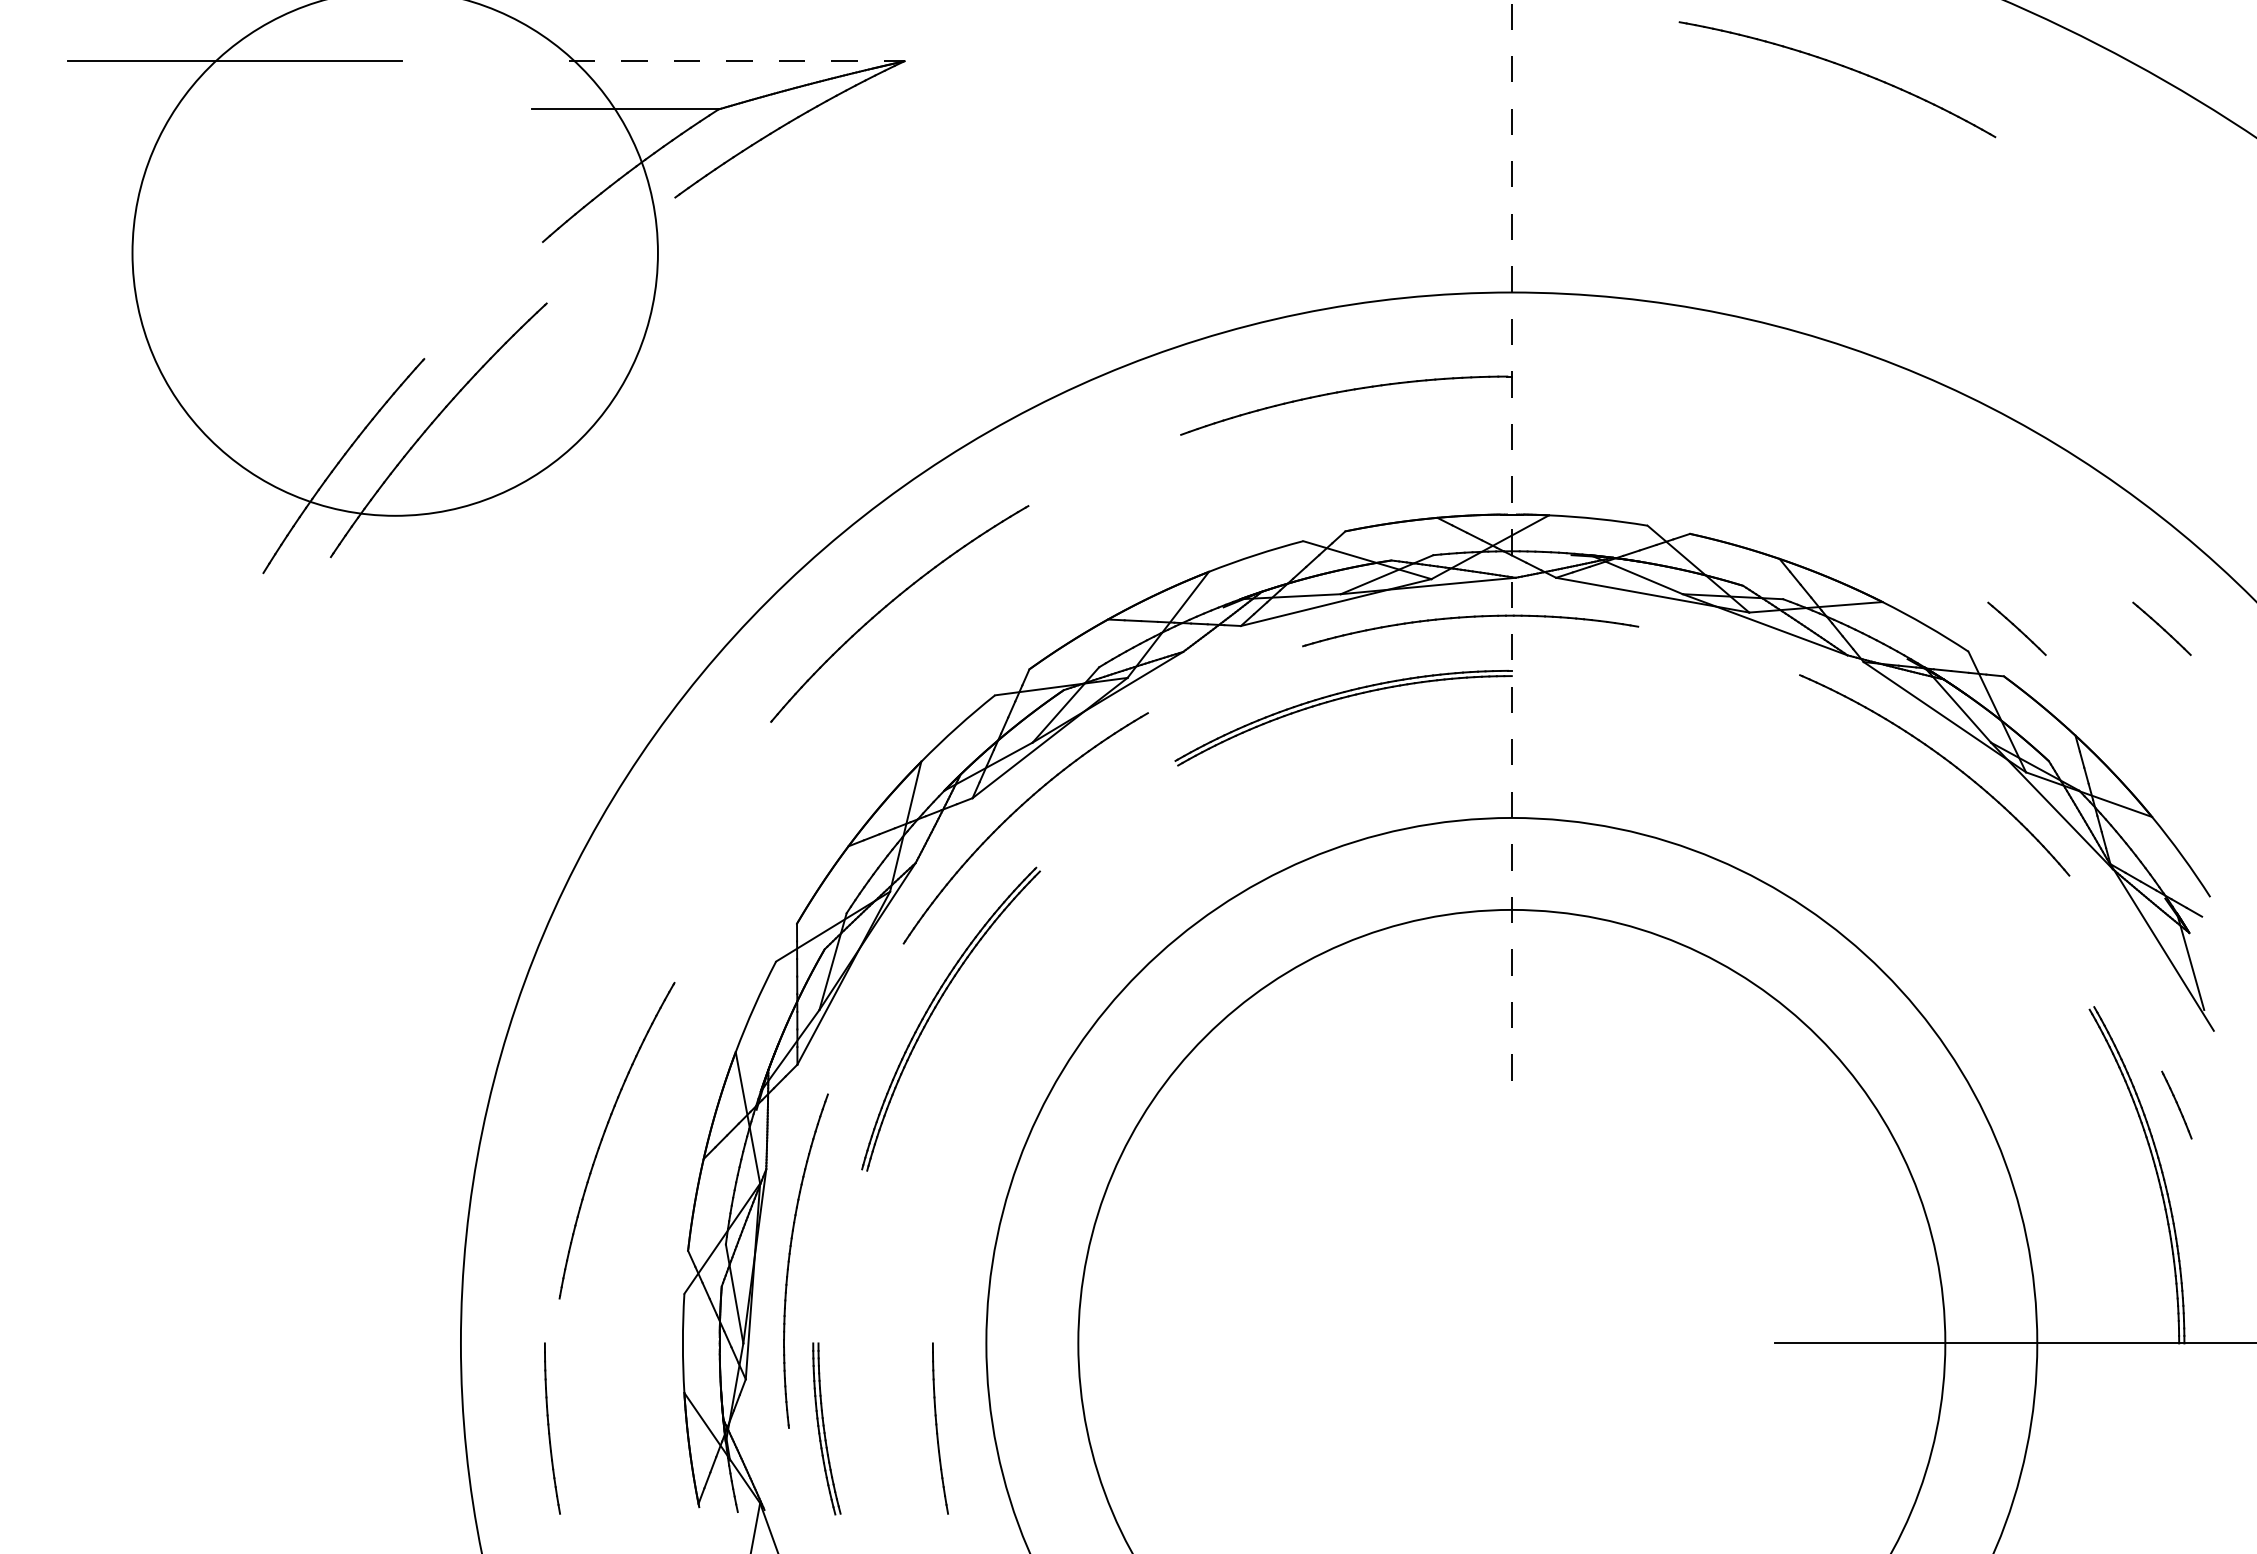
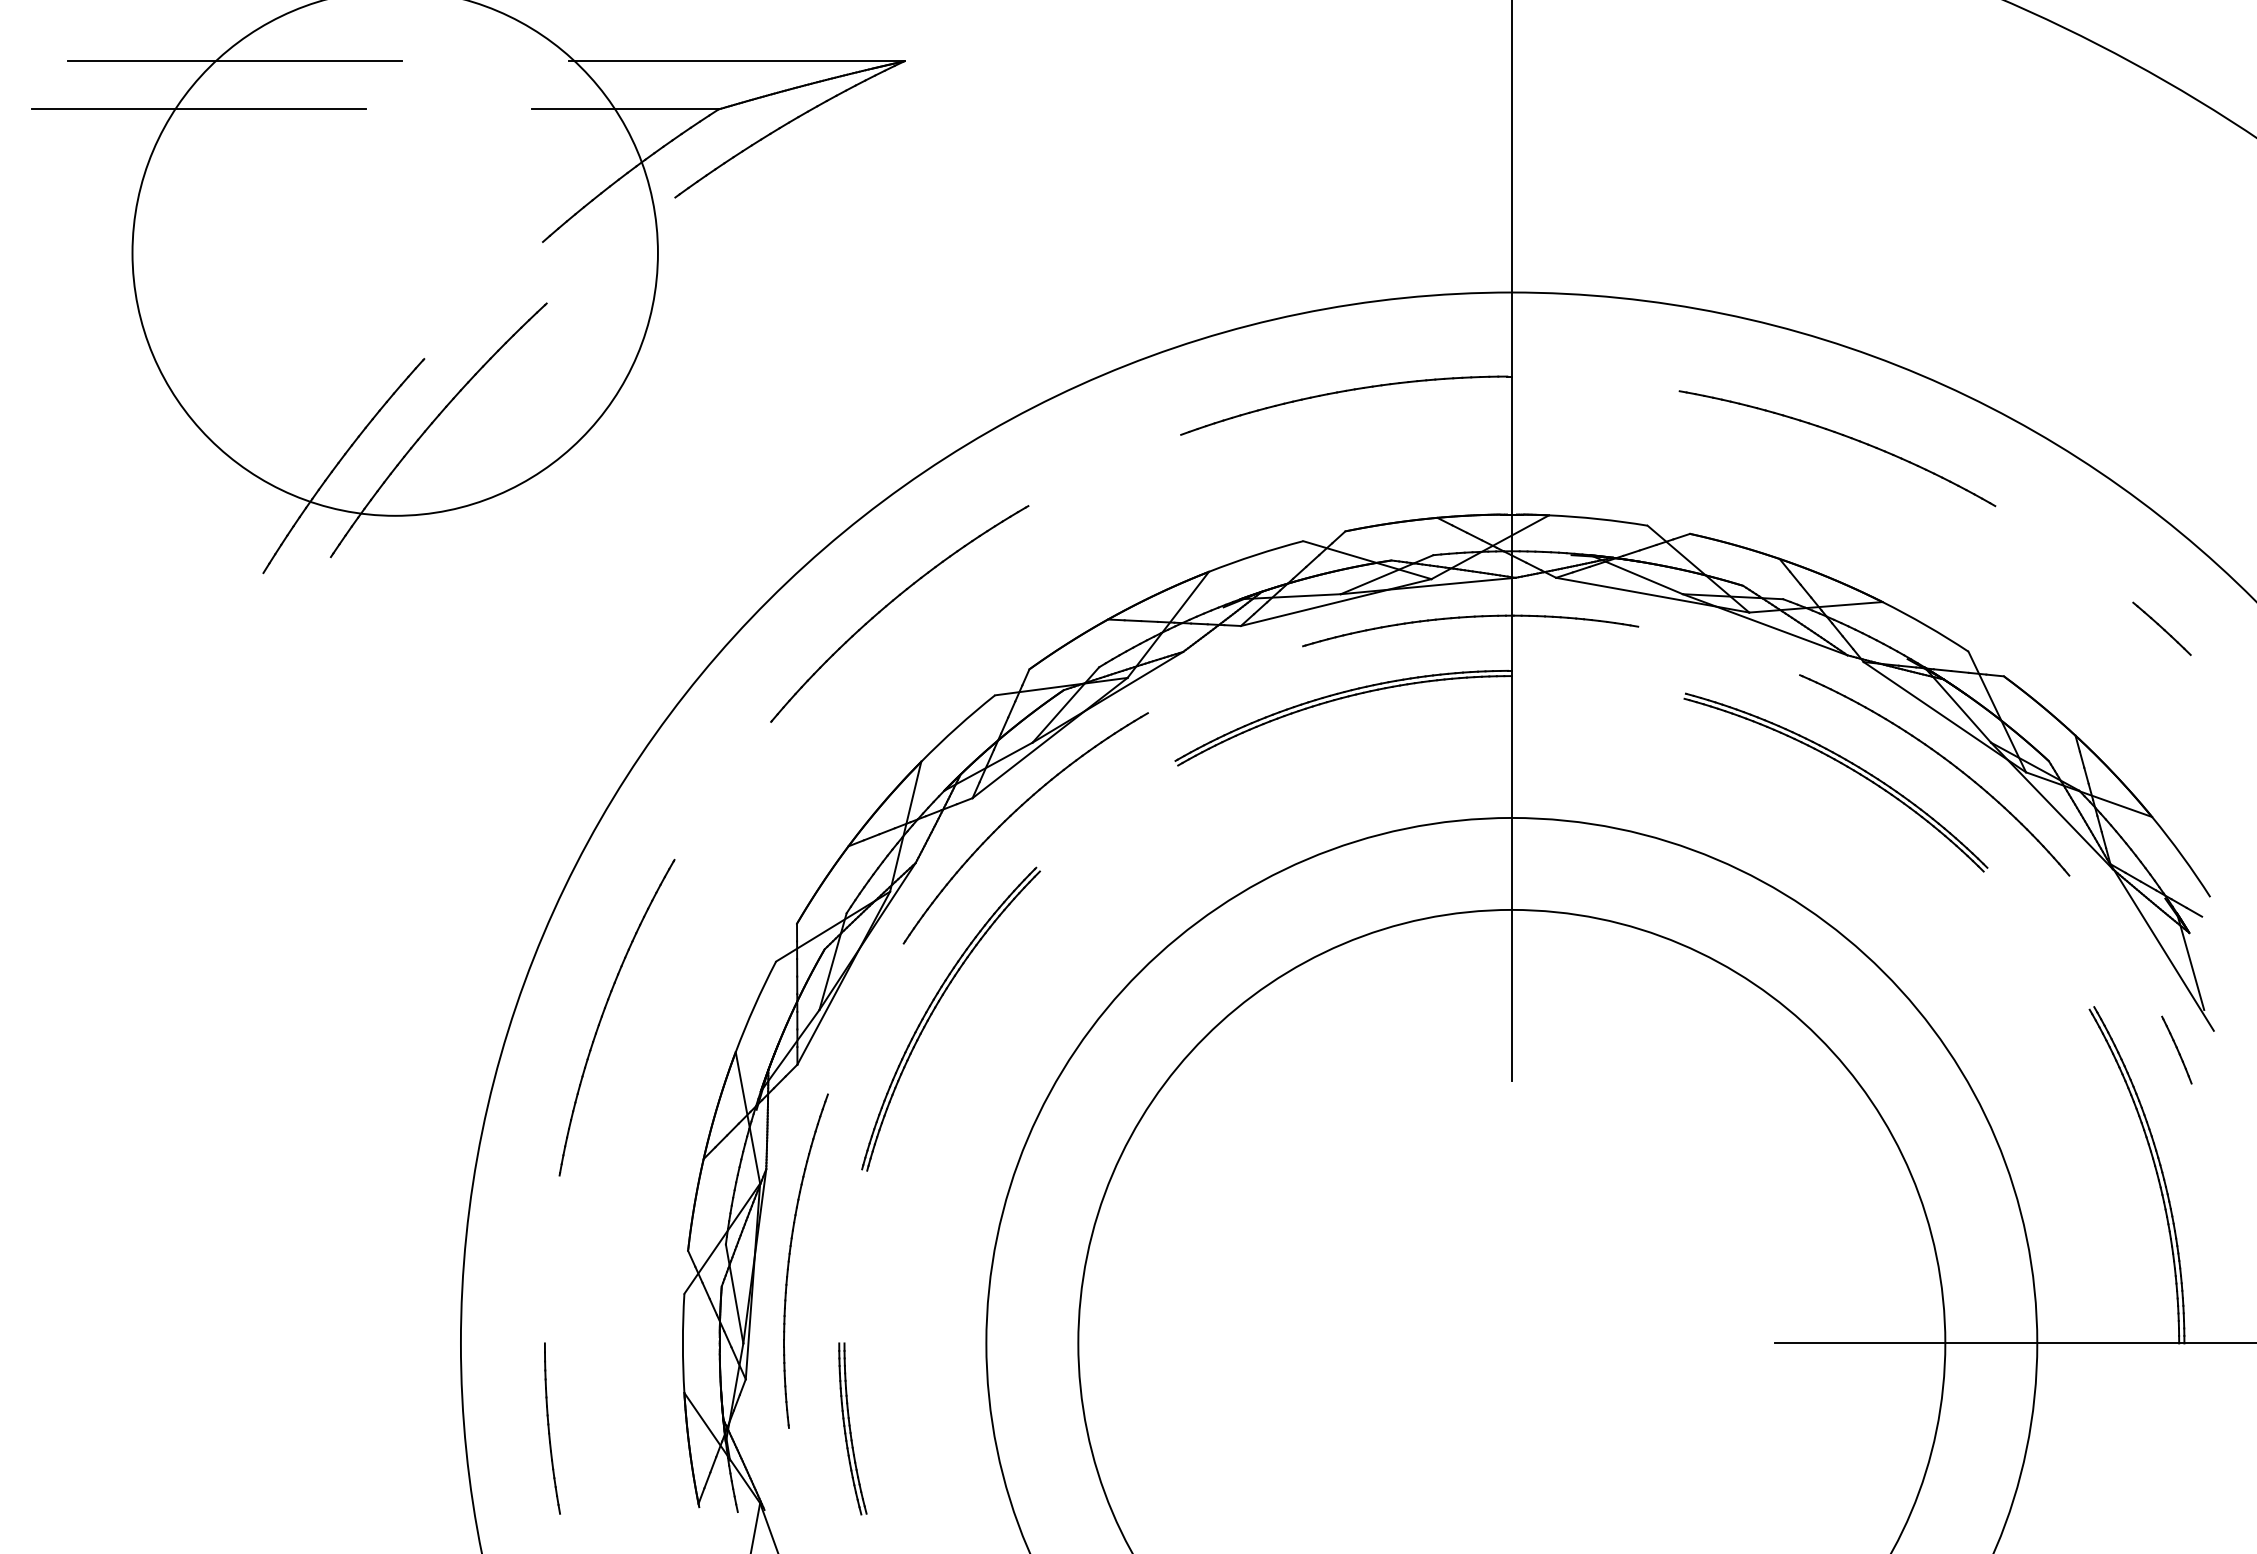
line: dashed -> solid (736, 61)
part position: (1840, 66) -> (1840, 435) (1840, 435)
line: none -> present (198, 109)
line: dashed -> solid (1511, 540)
line: present -> none (2016, 628)
part: none -> present (1846, 767)
line position: (2176, 1104) -> (2176, 1049) (2176, 1049)
part position: (604, 1135) -> (604, 1012) (604, 1012)
part position: (826, 1428) -> (852, 1428) (852, 1428)
part: present -> none (940, 1428)
